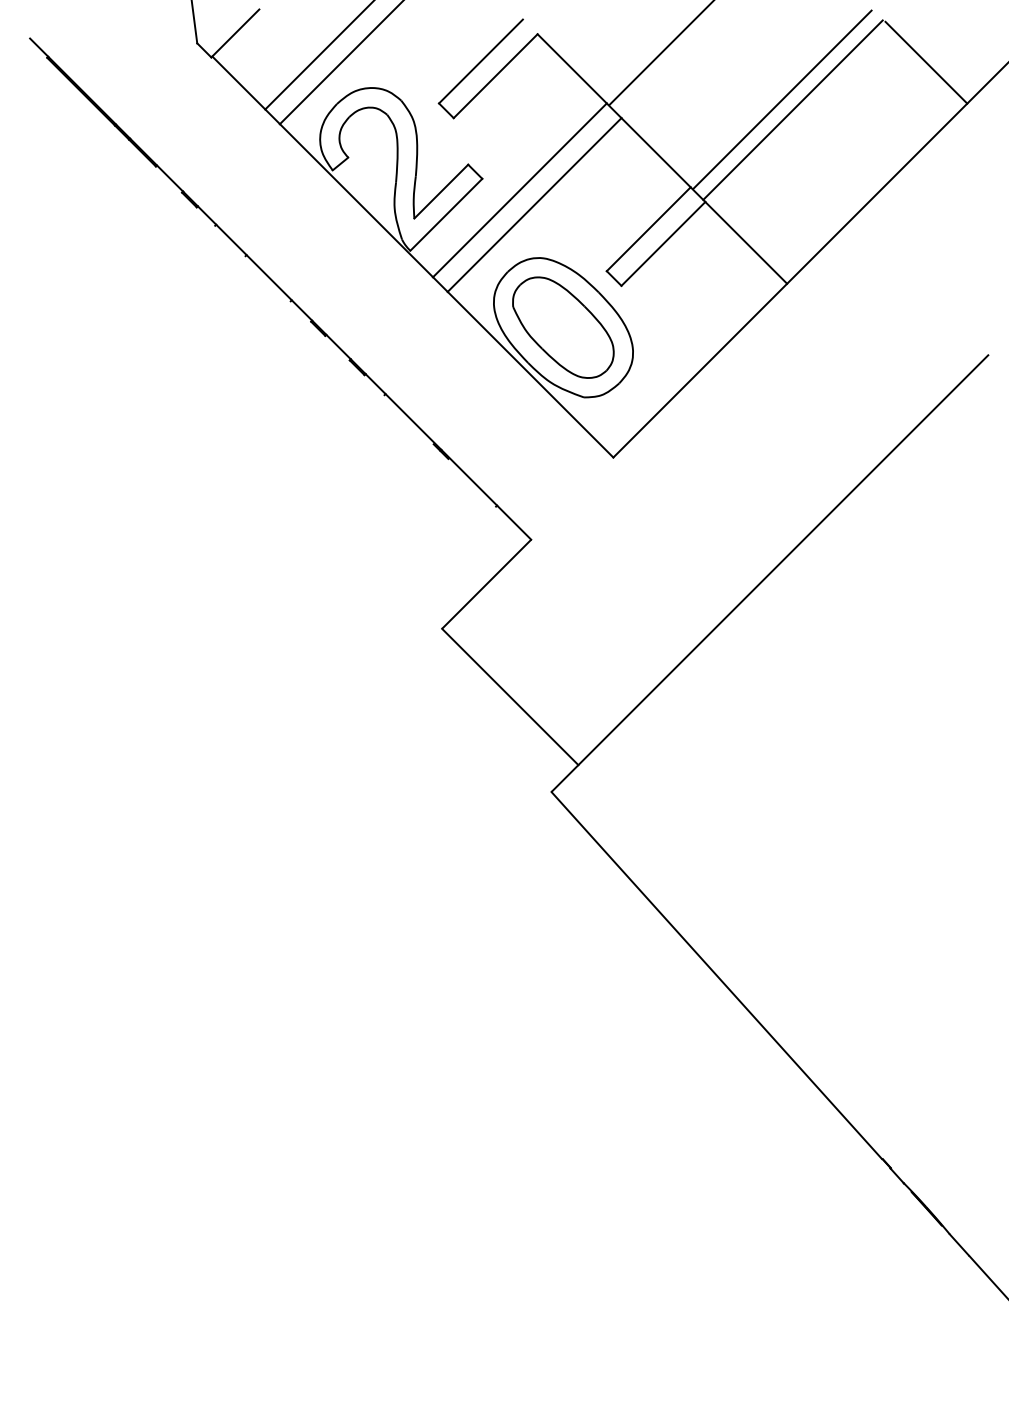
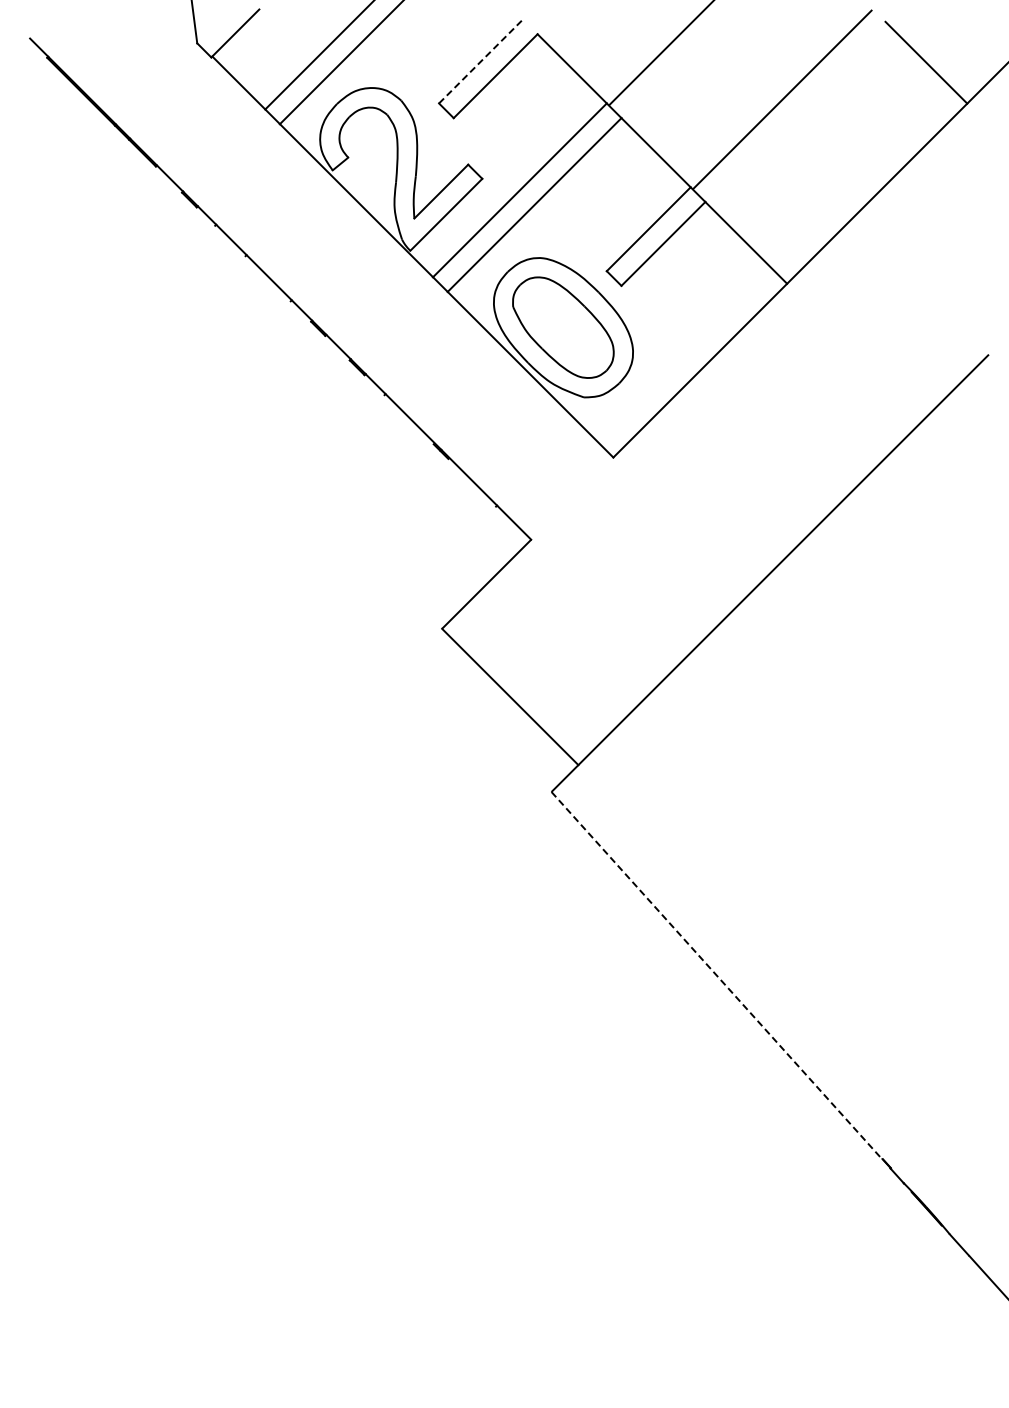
line: solid -> dashed (481, 61)
line: present -> none (792, 109)
line: solid -> dashed (716, 975)
